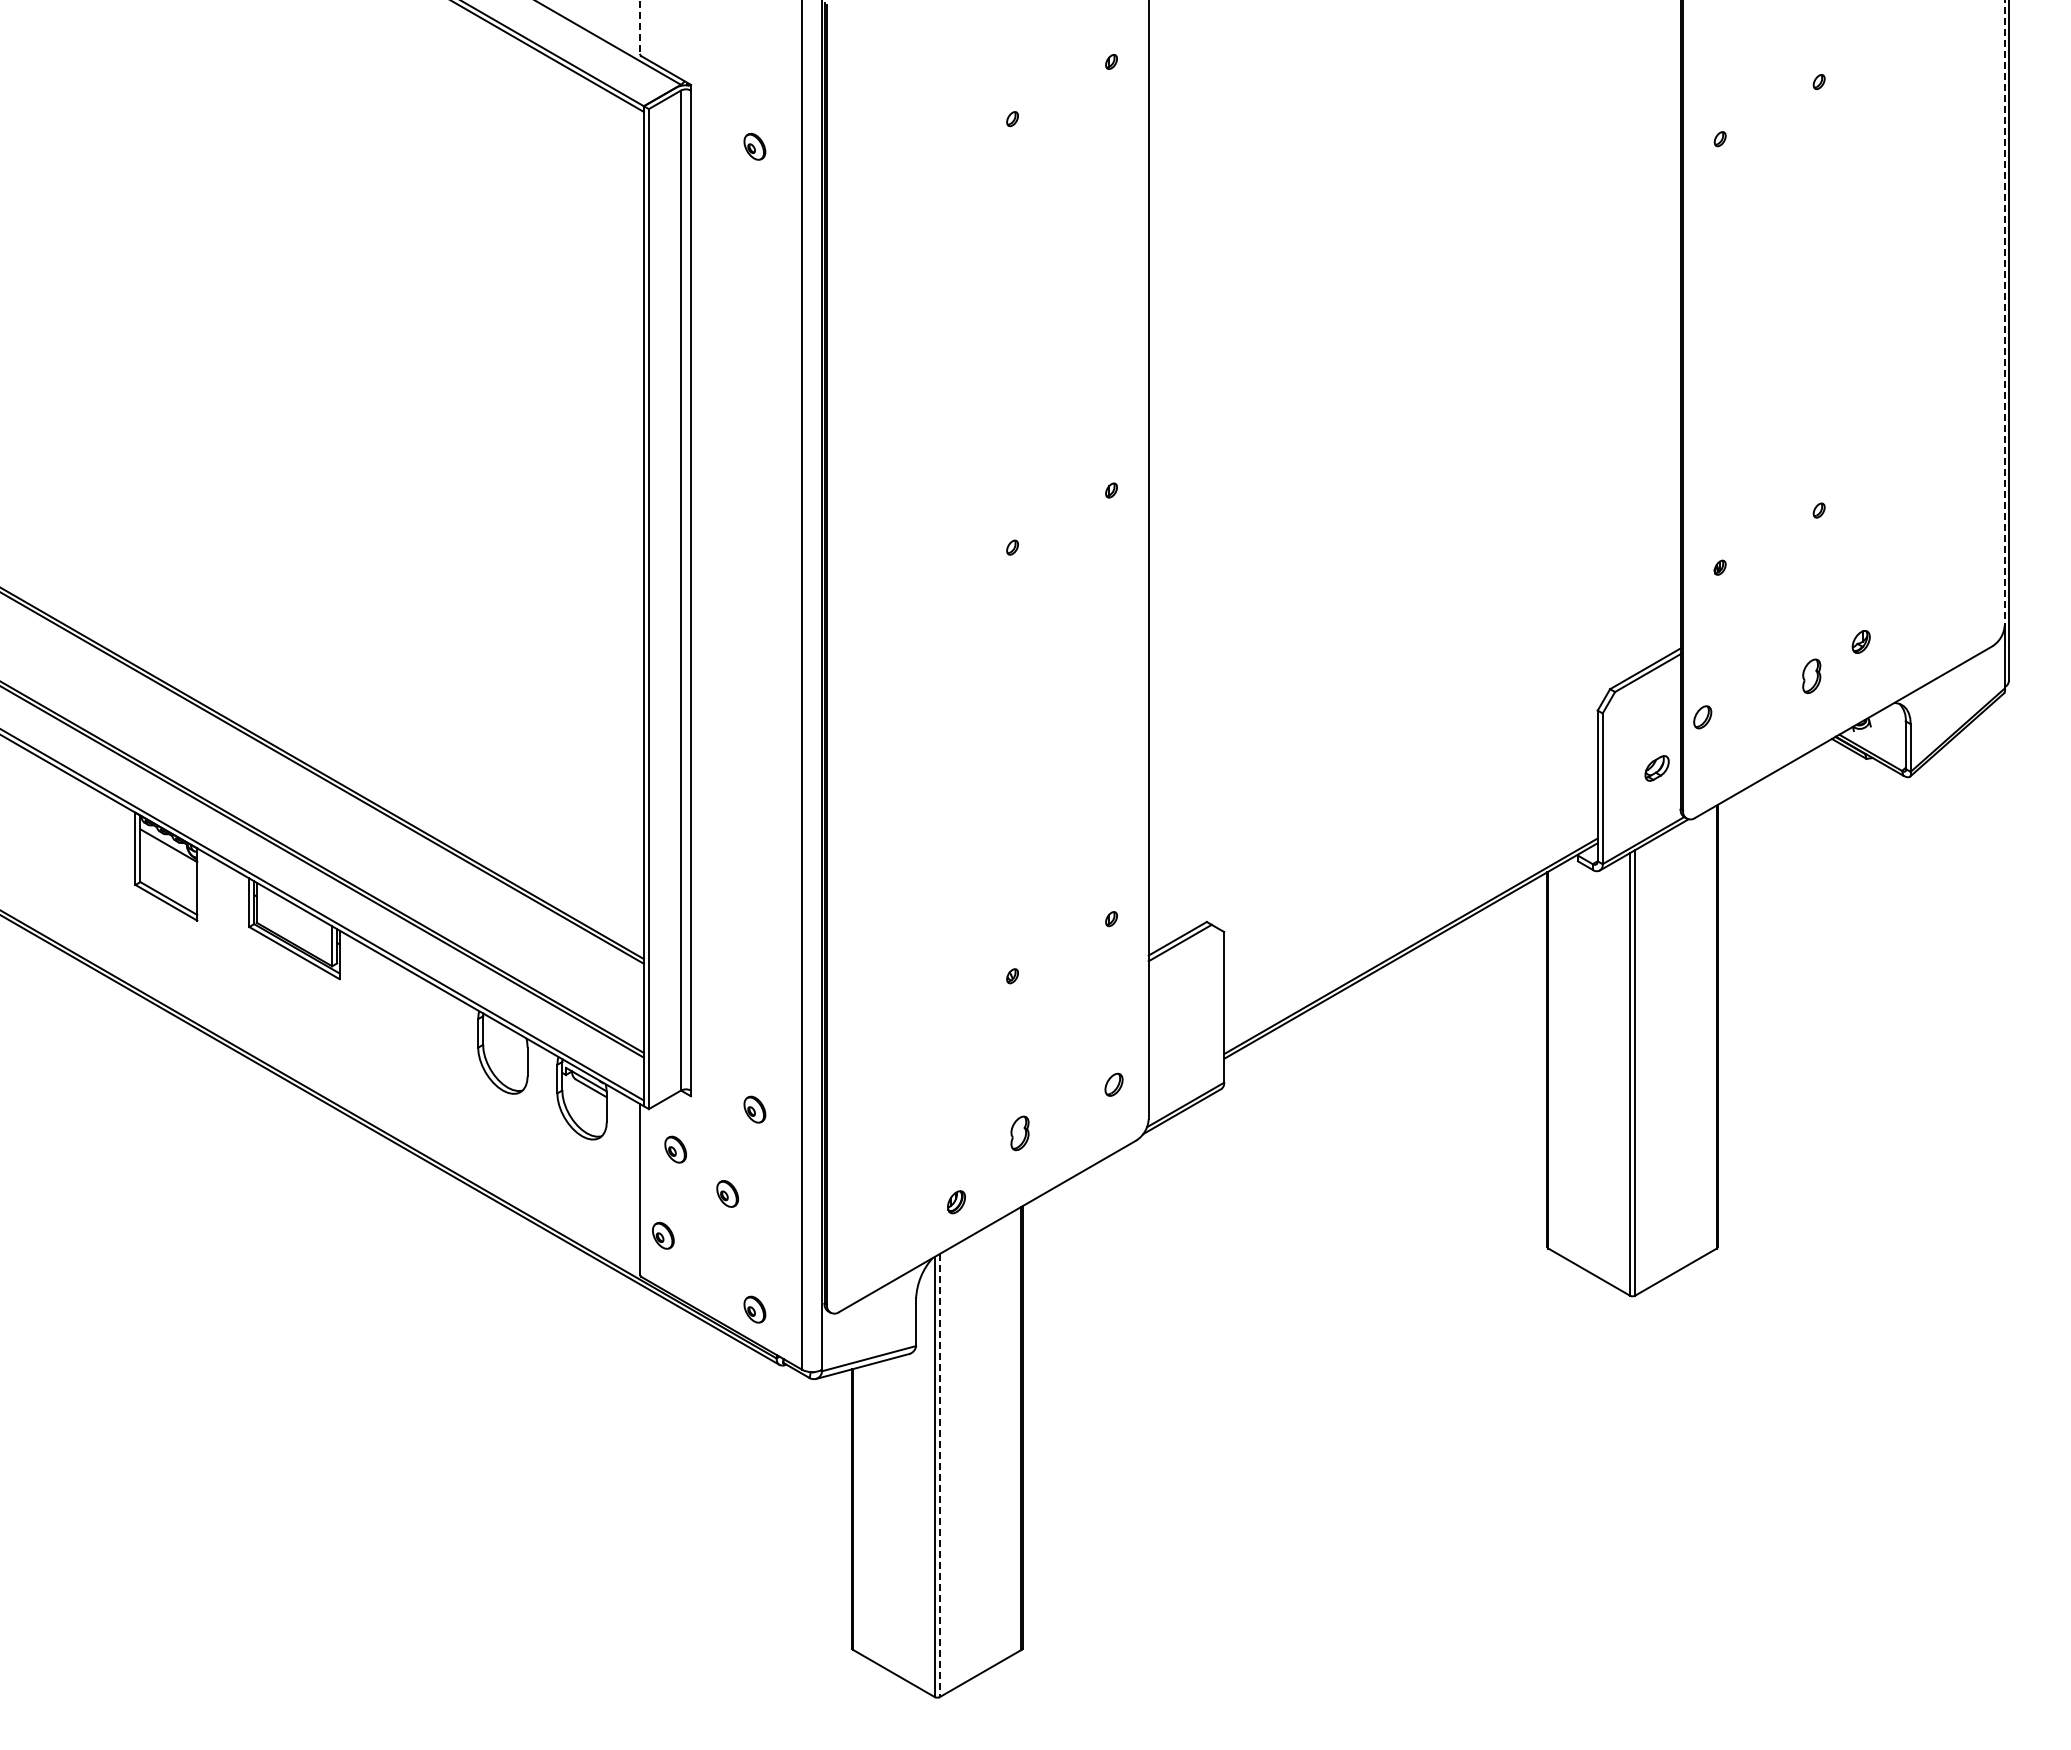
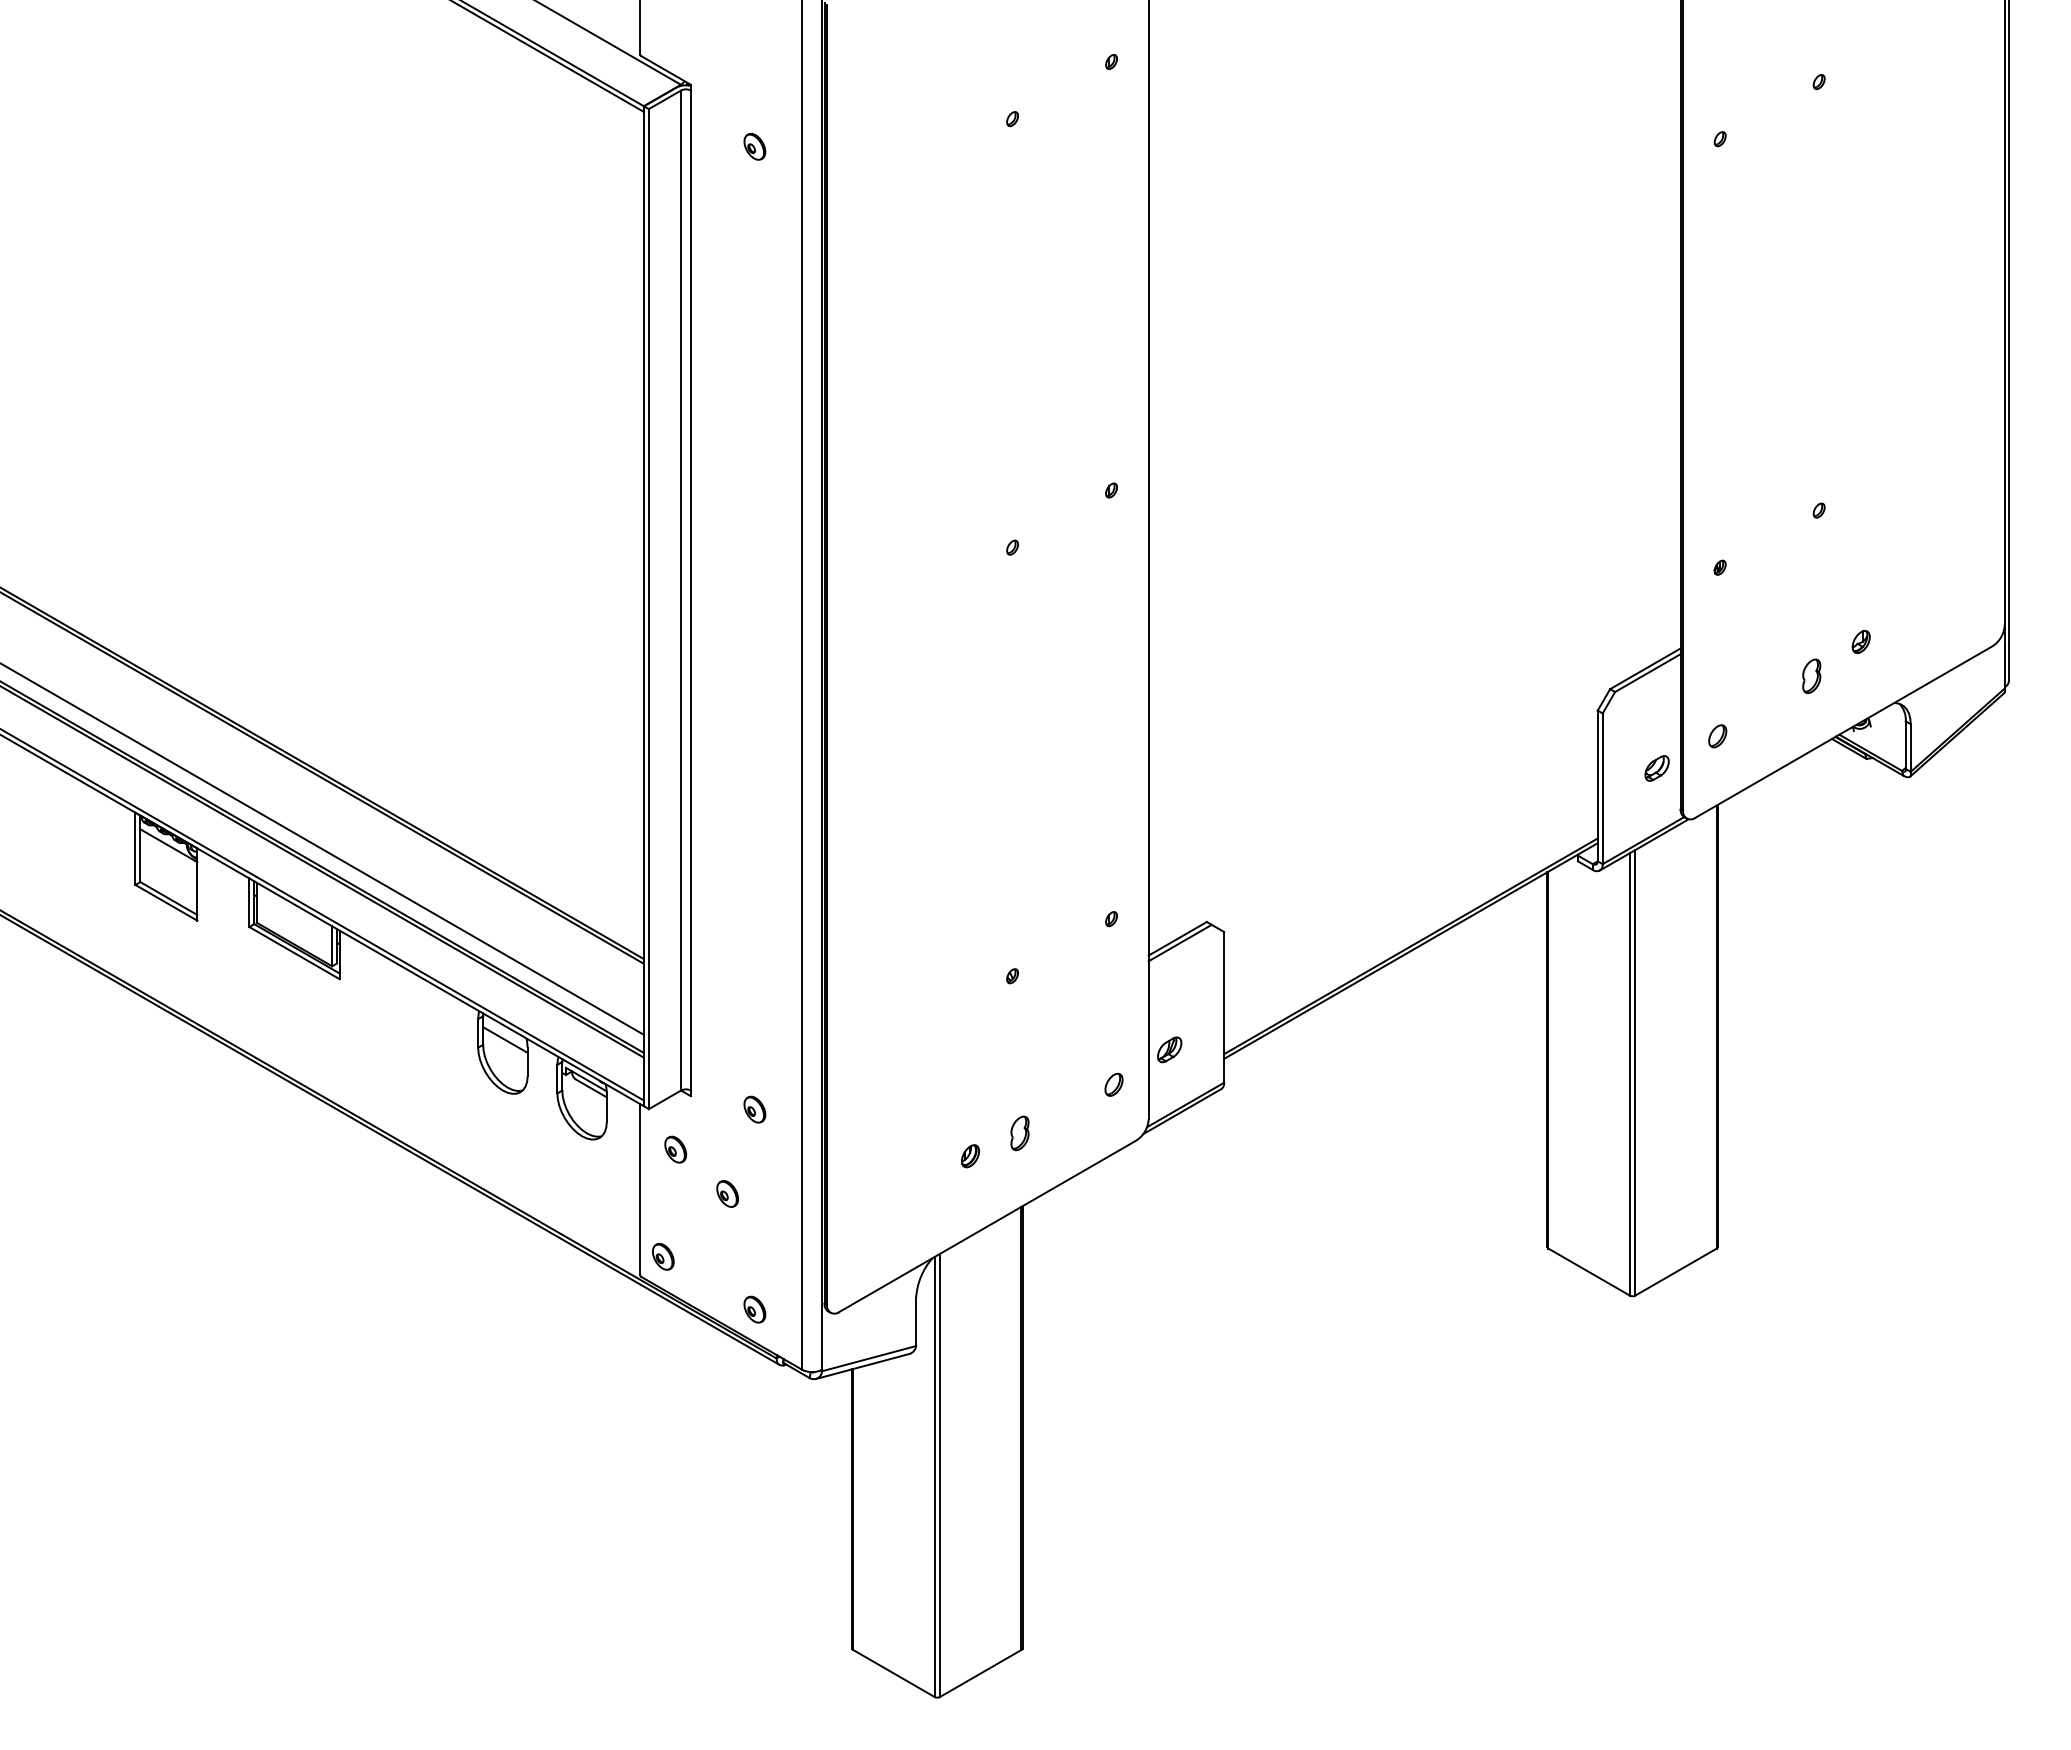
line: dashed -> solid (640, 27)
line: dashed -> solid (2004, 313)
part position: (1702, 717) -> (1717, 736) (1717, 736)
line: none -> present (322, 849)
line: none -> present (505, 1039)
part: none -> present (1169, 1049)
part position: (956, 1202) -> (970, 1156) (970, 1156)
part position: (663, 1235) -> (663, 1256) (663, 1256)
line: dashed -> solid (939, 1475)
